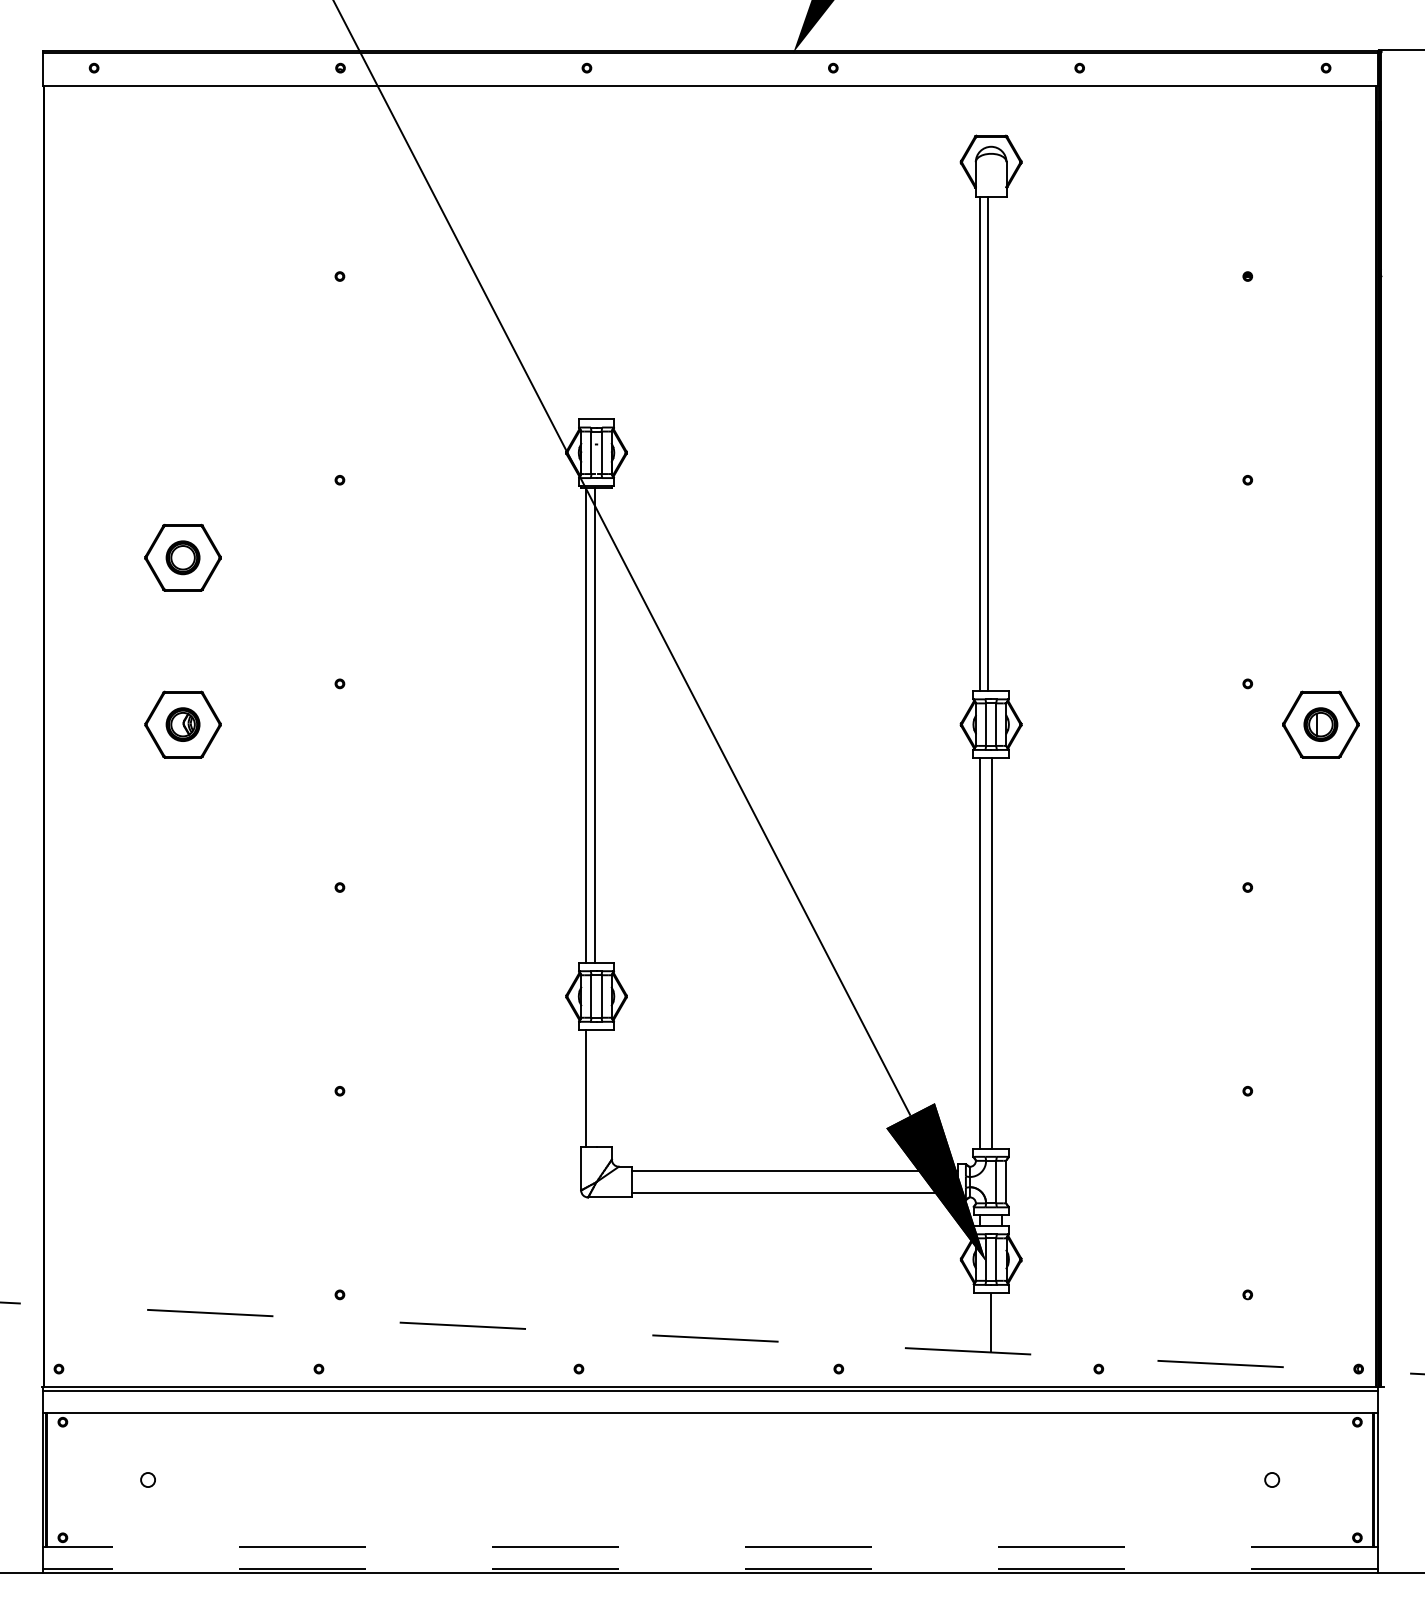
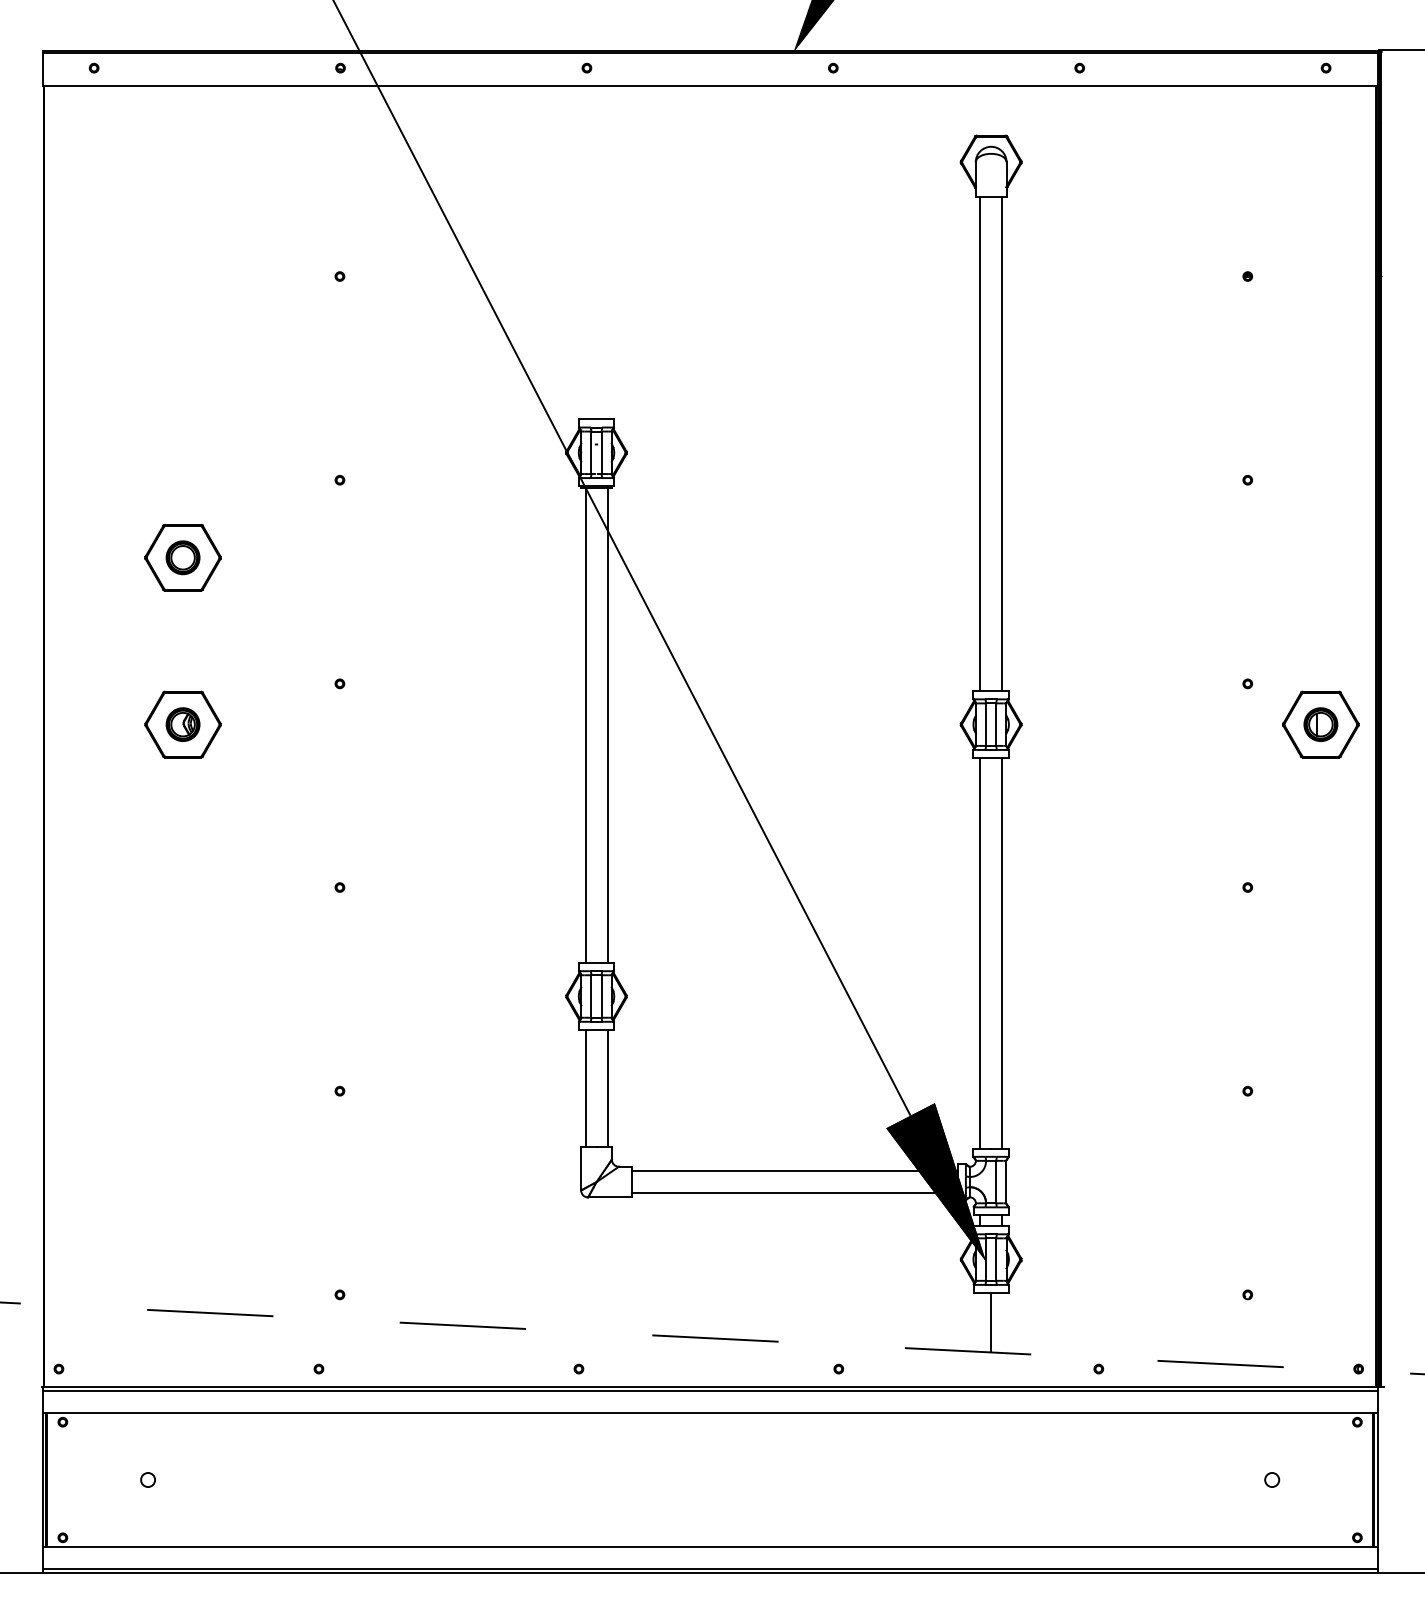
line position: (988, 444) -> (1002, 444) (1002, 444)
line position: (594, 725) -> (607, 725) (607, 725)
line position: (992, 953) -> (1002, 953) (1002, 953)
line: none -> present (607, 1087)
line: dashed -> solid (709, 1547)
line: dashed -> solid (709, 1568)
